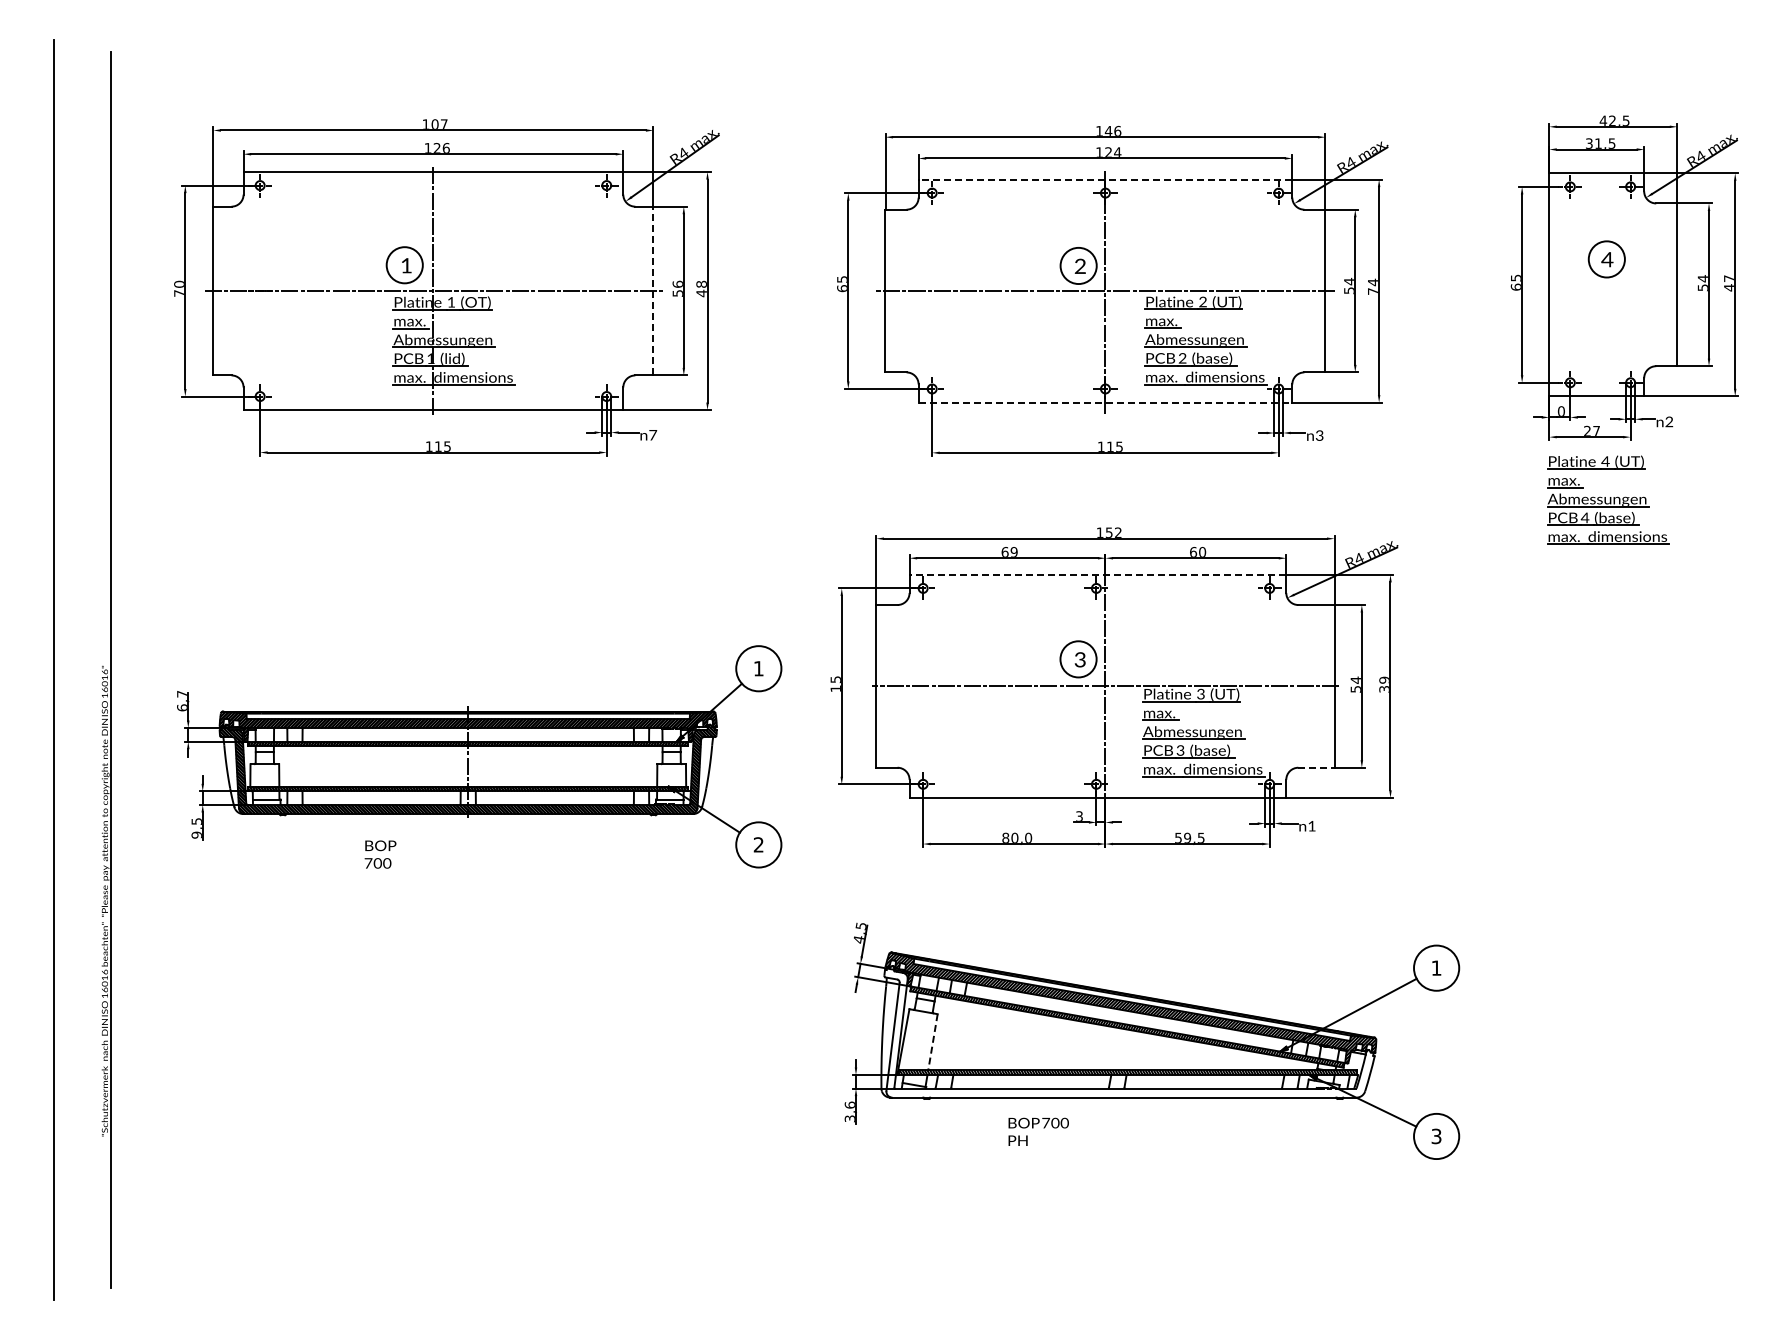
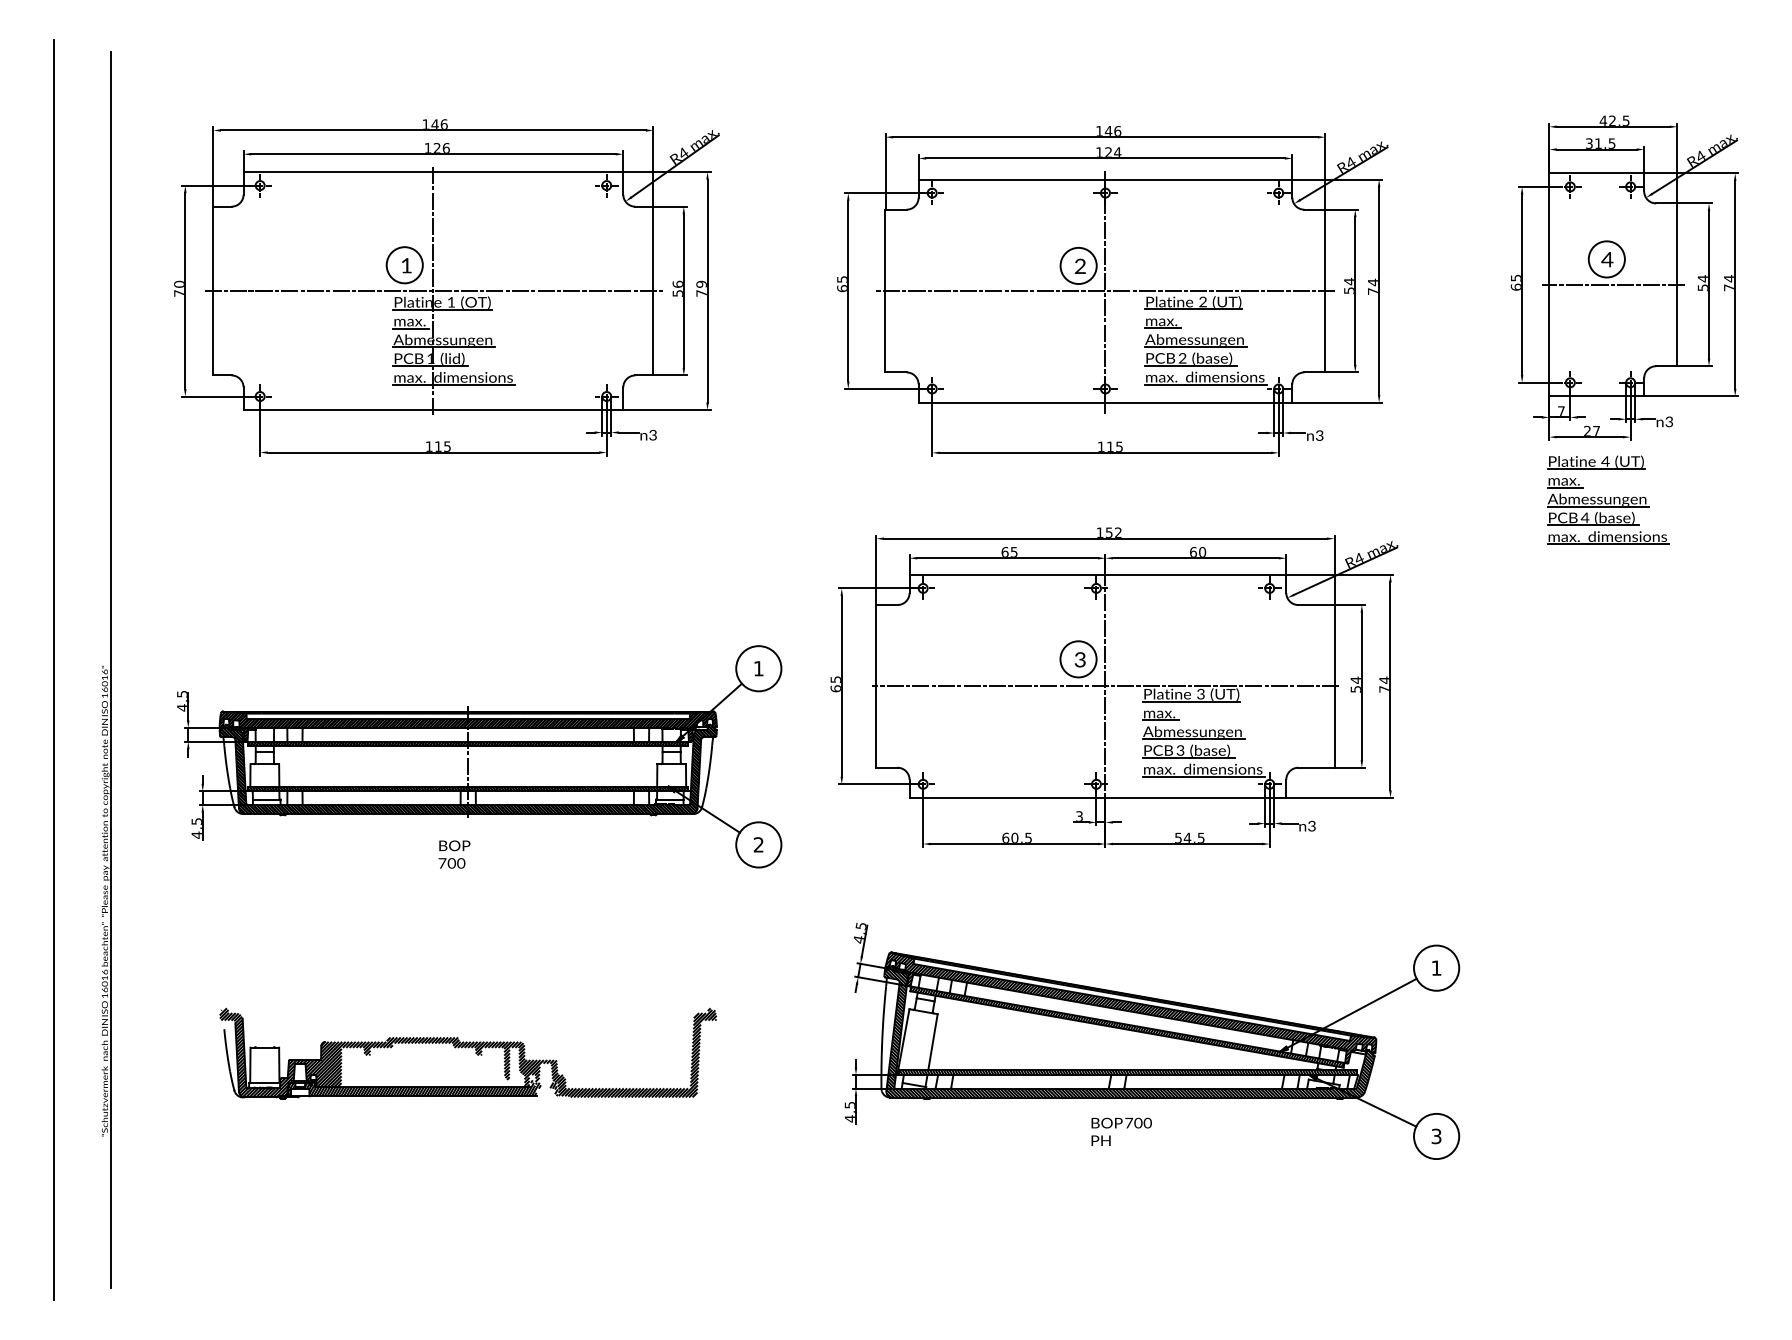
text: 107 -> 146 (439, 123)
line: dashed -> solid (1105, 179)
text: 47 -> 74 (1728, 283)
line: none -> present (1613, 284)
text: 48 -> 79 (701, 288)
line: dashed -> solid (653, 290)
line: dashed -> solid (1105, 402)
text: 0 -> 7 (1560, 410)
text: 2 -> 3 (1669, 423)
text: 7 -> 3 (653, 434)
text: 69 -> 65 (1013, 551)
line: dashed -> solid (1097, 574)
text: 39 -> 74 (1383, 684)
text: 15 -> 65 (835, 688)
text: 6,7 -> 4,5 (181, 701)
line: dashed -> solid (1316, 767)
text: 1 -> 3 (1311, 825)
text: 9,5 -> 4,5 (196, 834)
text: 80,0 -> 60,5 (1017, 837)
text: 59,5 -> 54,5 (1187, 837)
text position: (380, 854) -> (454, 854) (454, 854)
hatch: none -> present (1129, 1031)
line: dashed -> solid (932, 1042)
part: none -> present (468, 1053)
text: 3,6 -> 4,5 (849, 1111)
text position: (1038, 1131) -> (1121, 1131) (1121, 1131)
